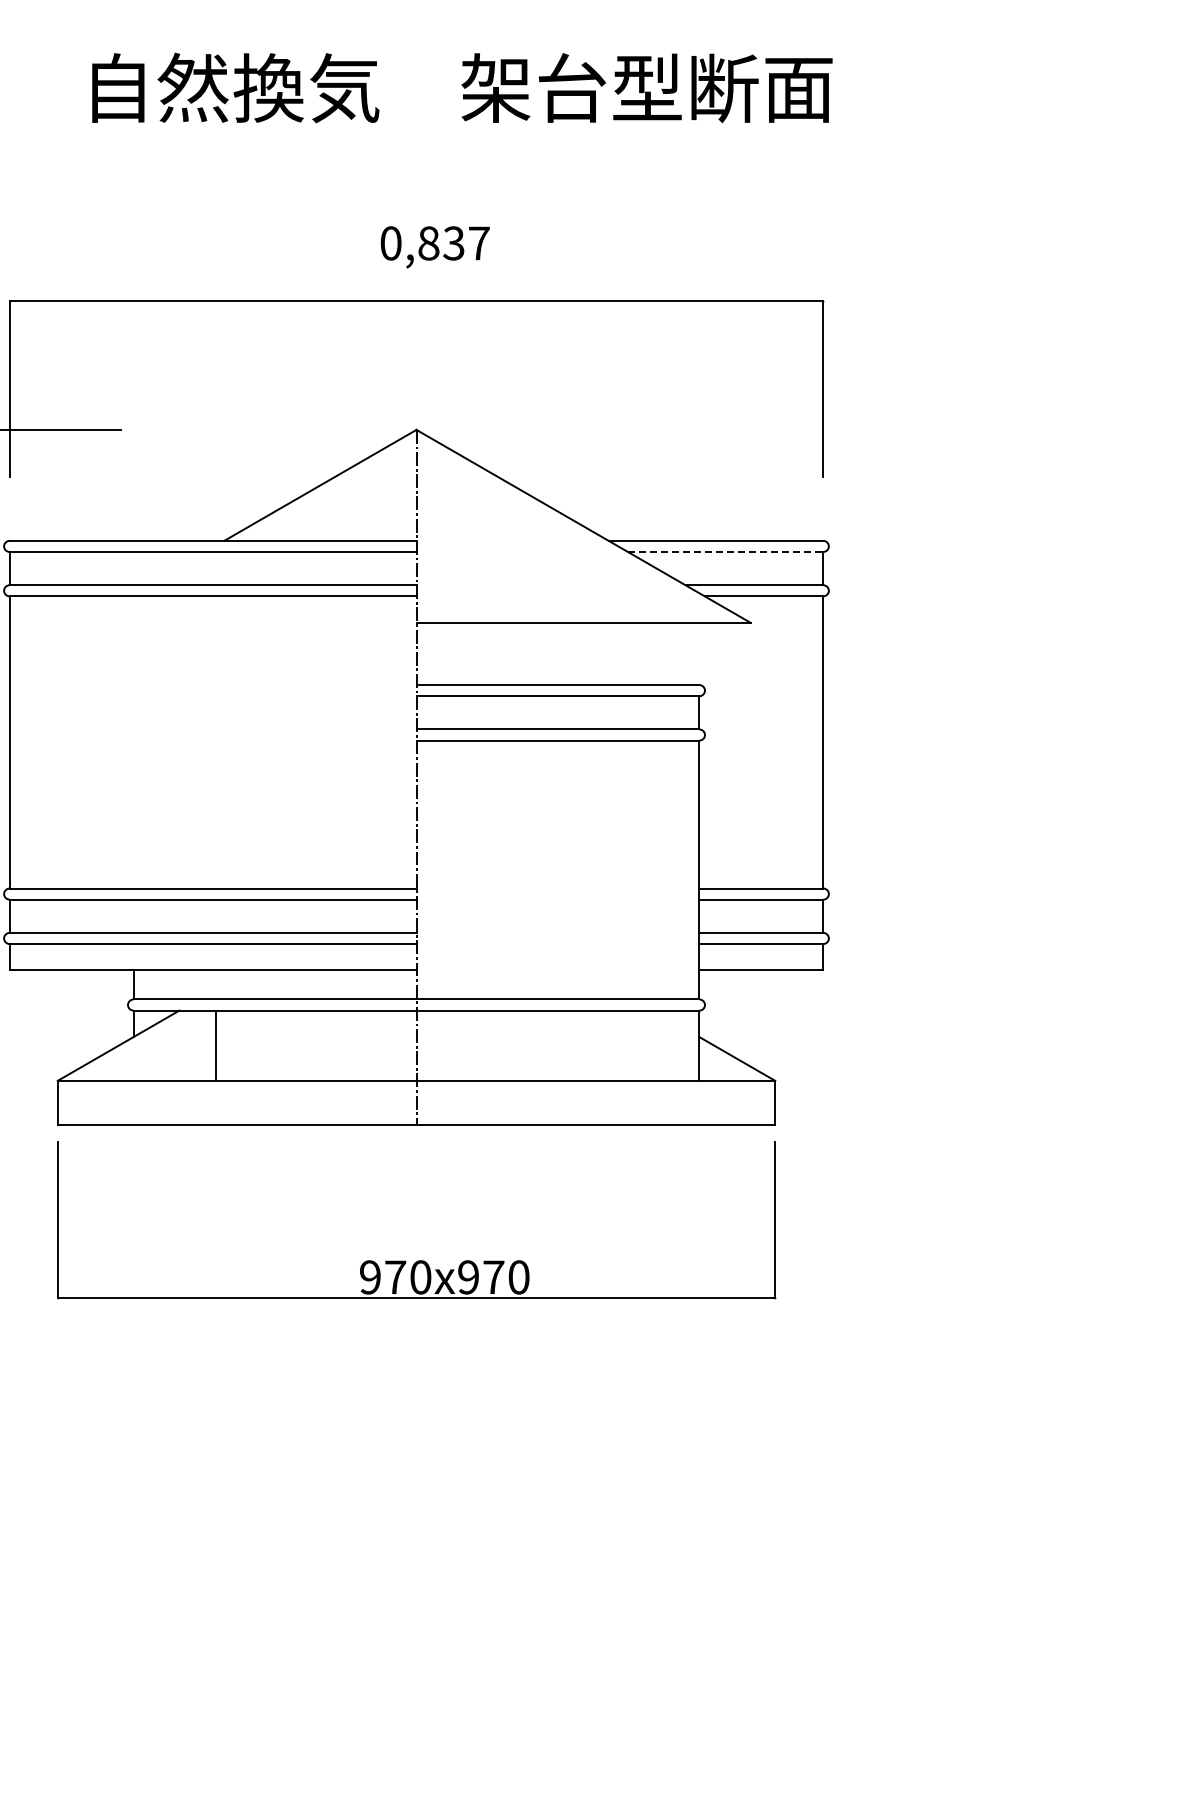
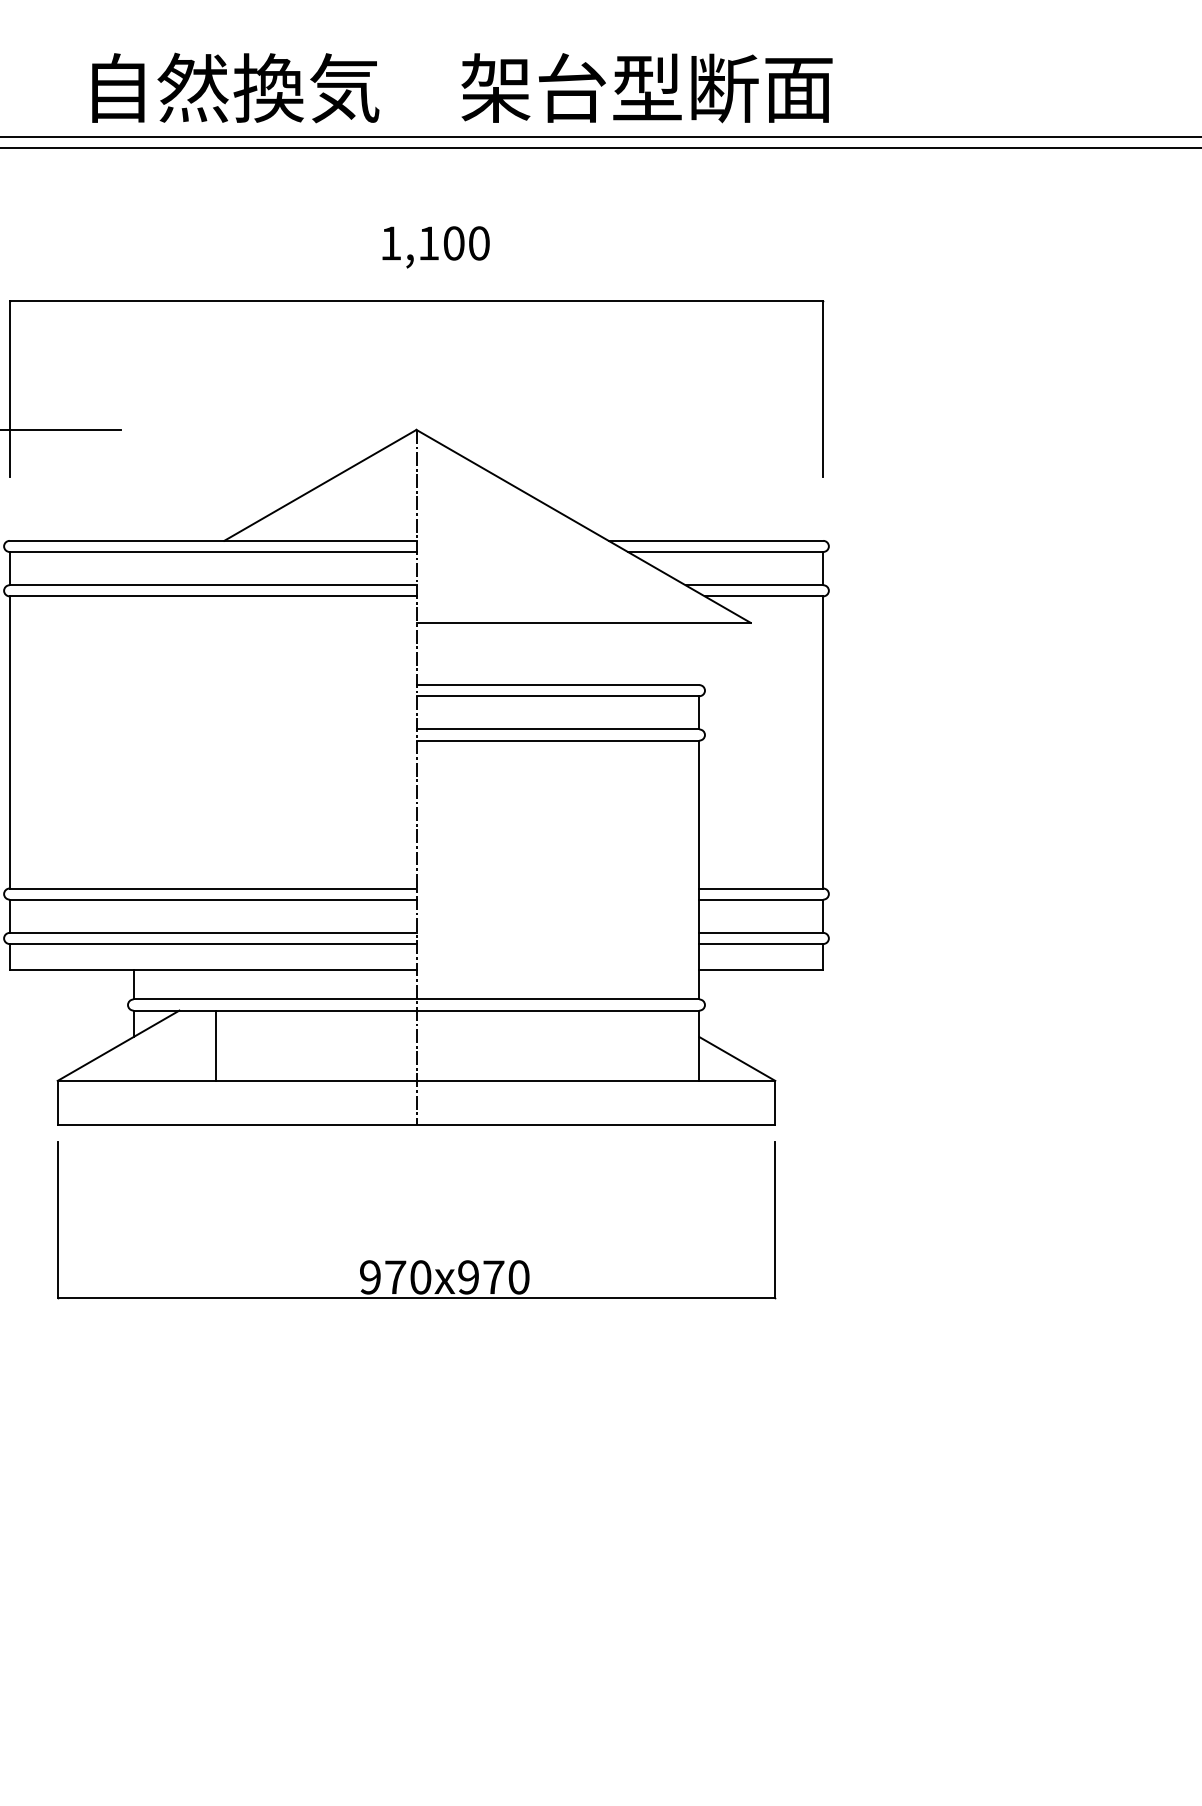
line: none -> present (600, 137)
line: none -> present (600, 148)
text: 0,837 -> 1,100 (434, 243)
line: dashed -> solid (725, 551)
